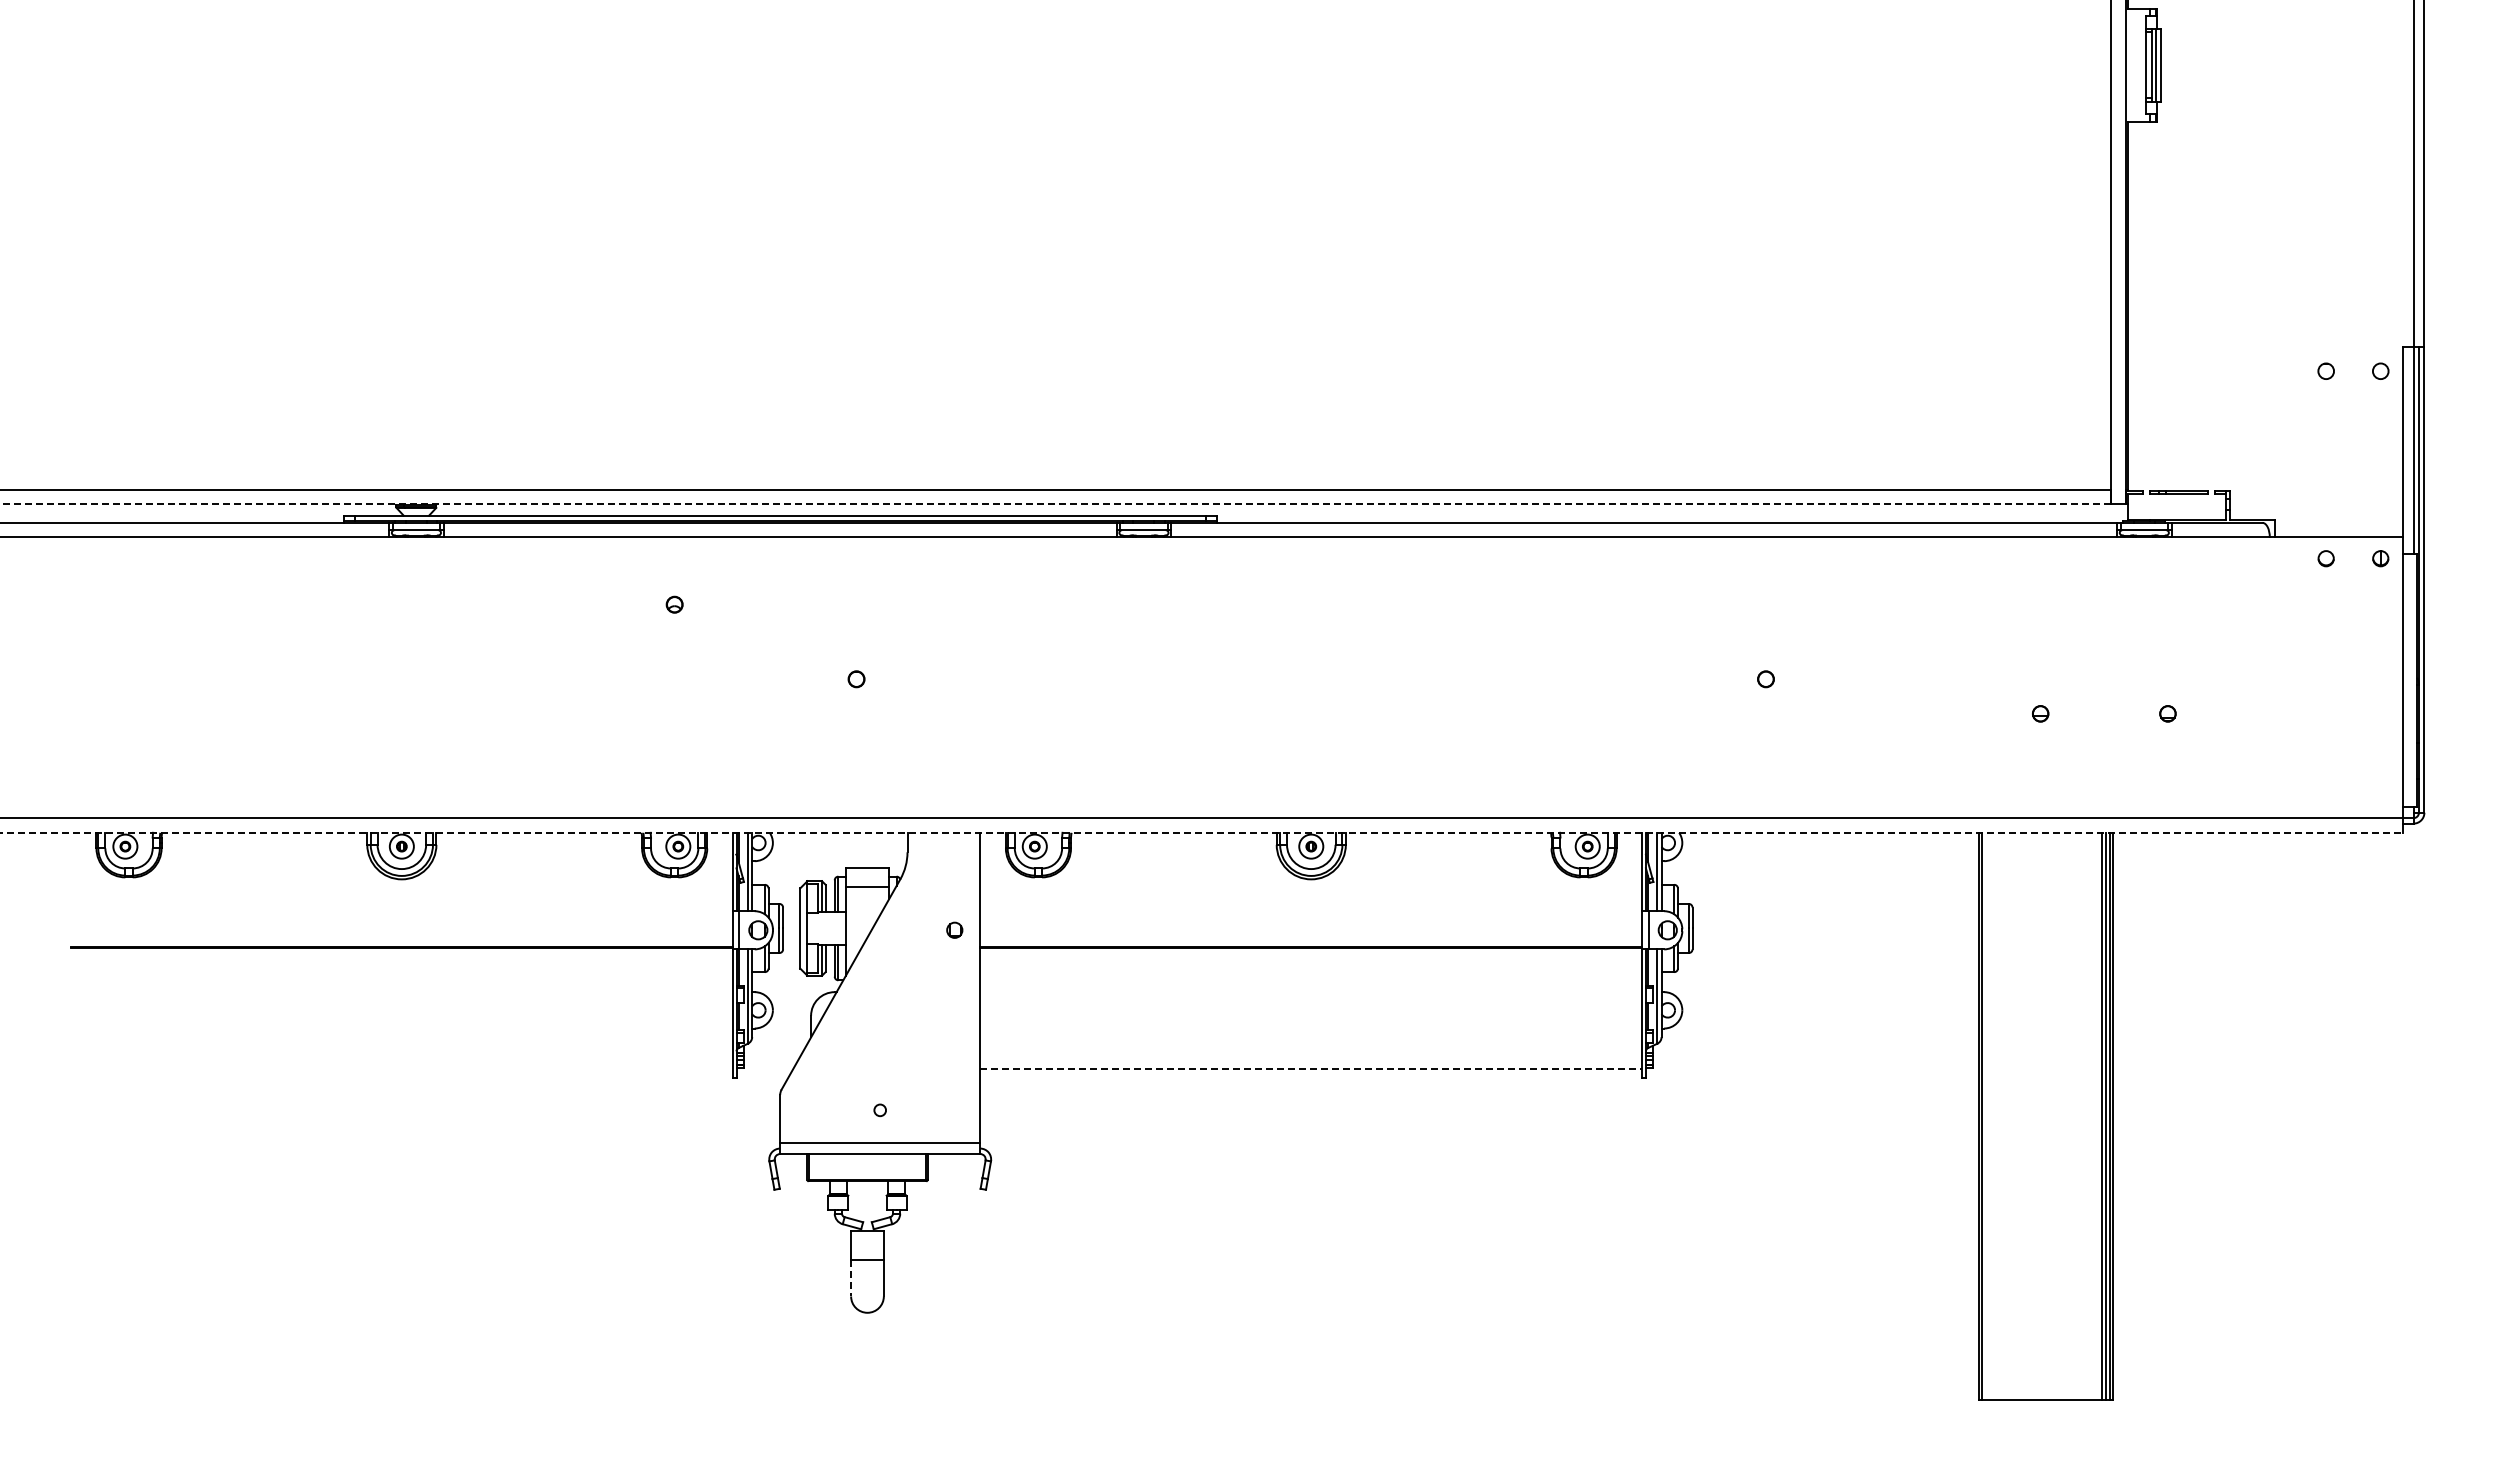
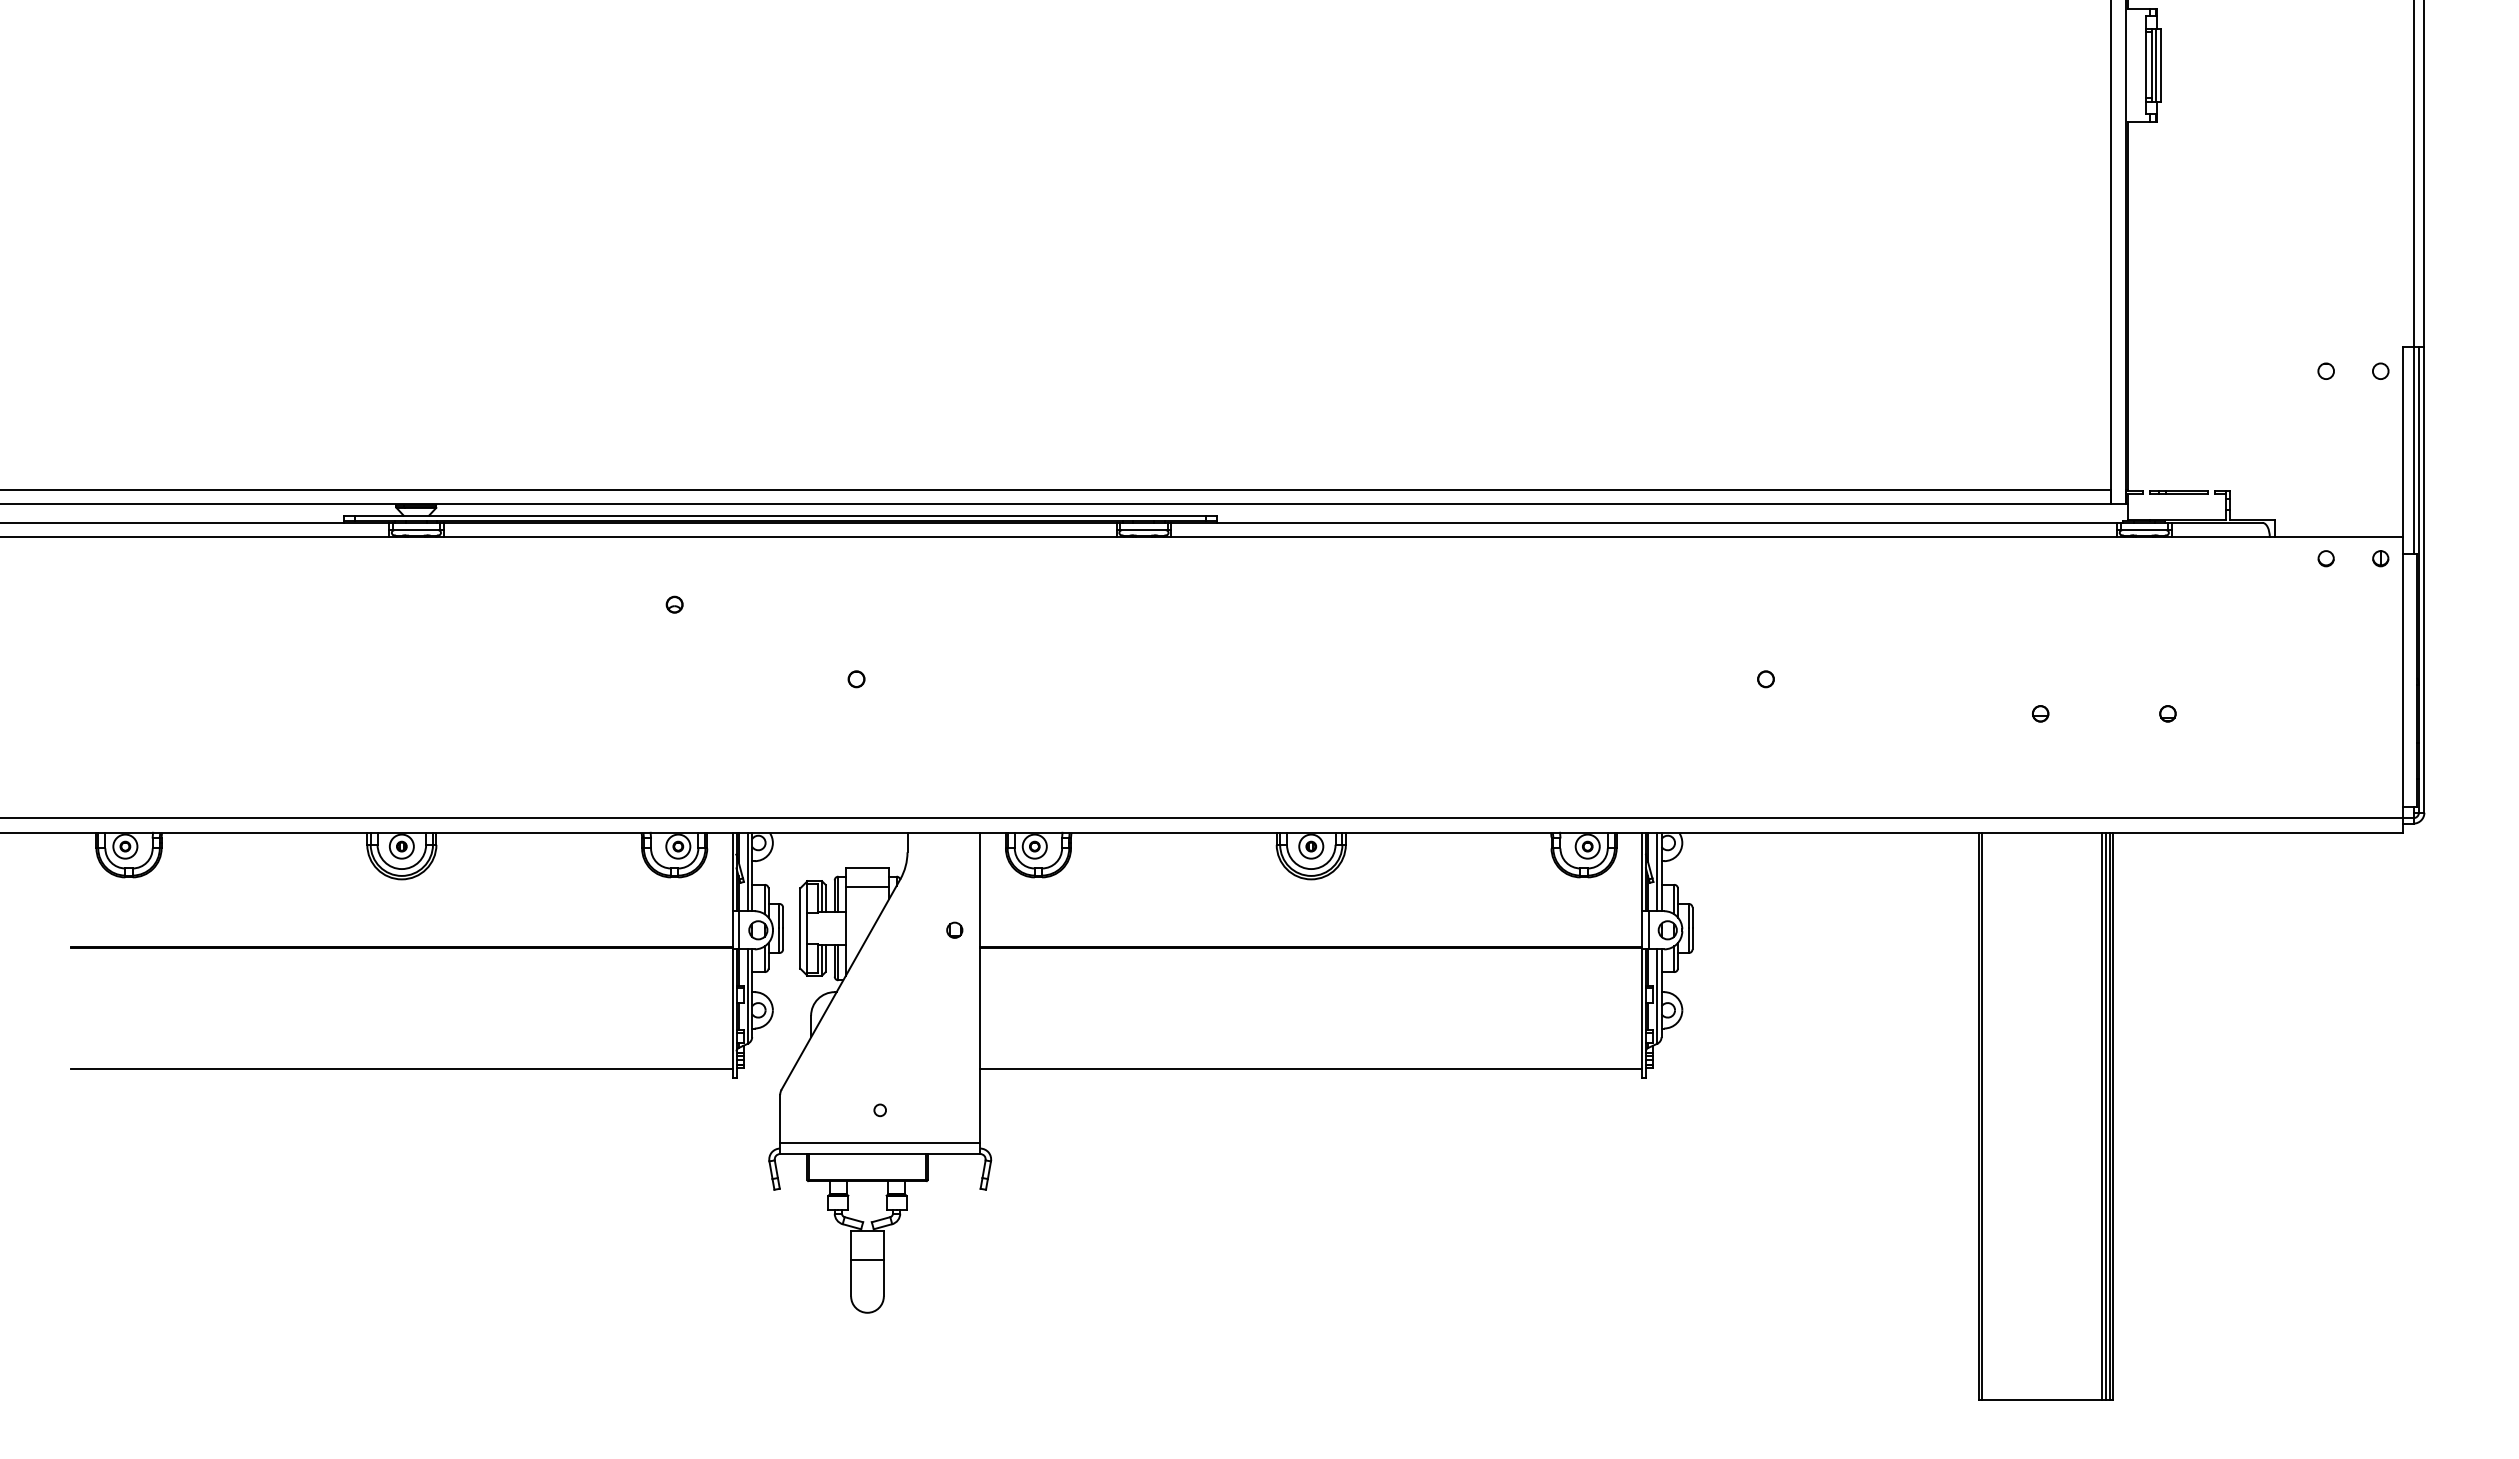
line: dashed -> solid (1055, 504)
line: dashed -> solid (1202, 832)
line: none -> present (401, 1068)
line: dashed -> solid (1311, 1068)
line: dashed -> solid (851, 1278)
